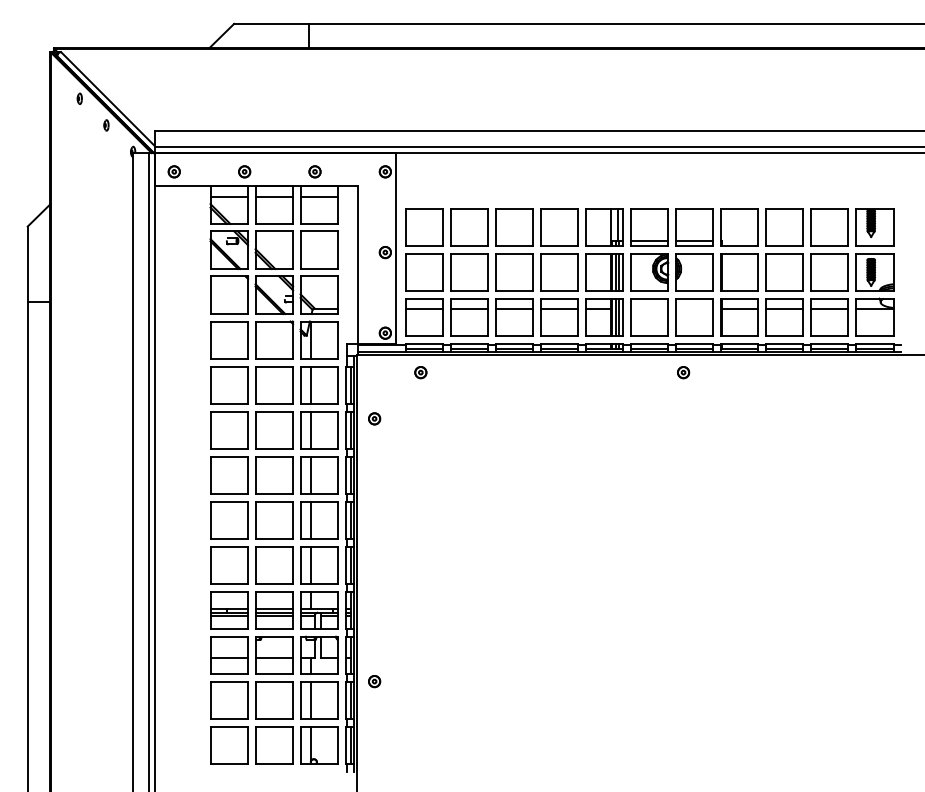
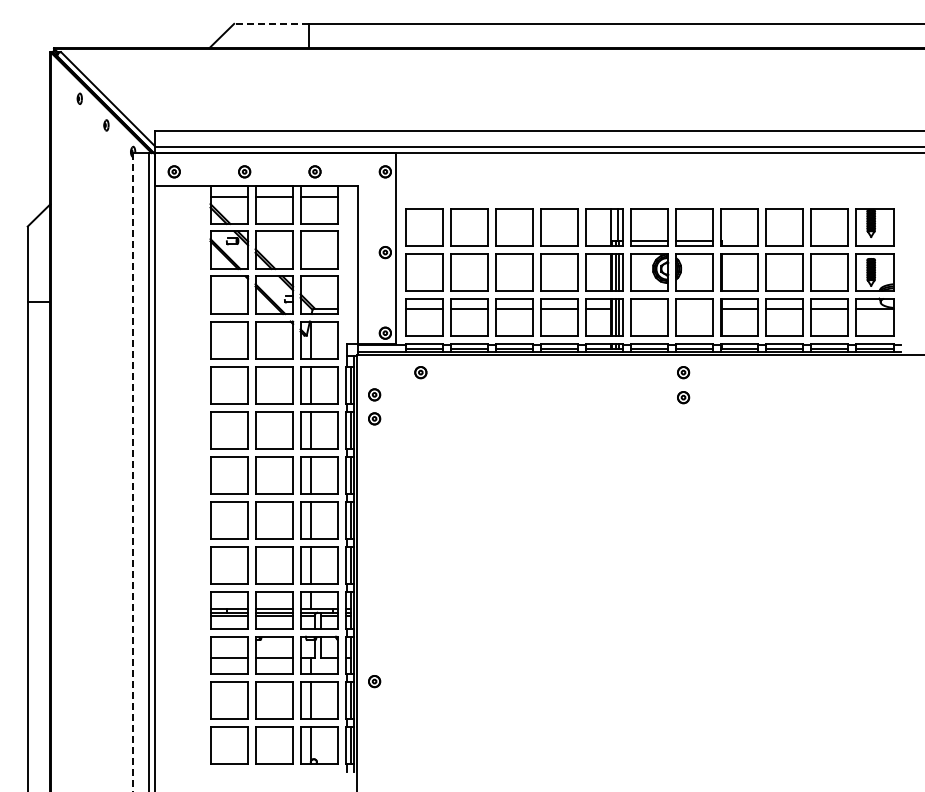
line: solid -> dashed (271, 23)
part: none -> present (374, 394)
part: none -> present (683, 397)
line: solid -> dashed (133, 472)
